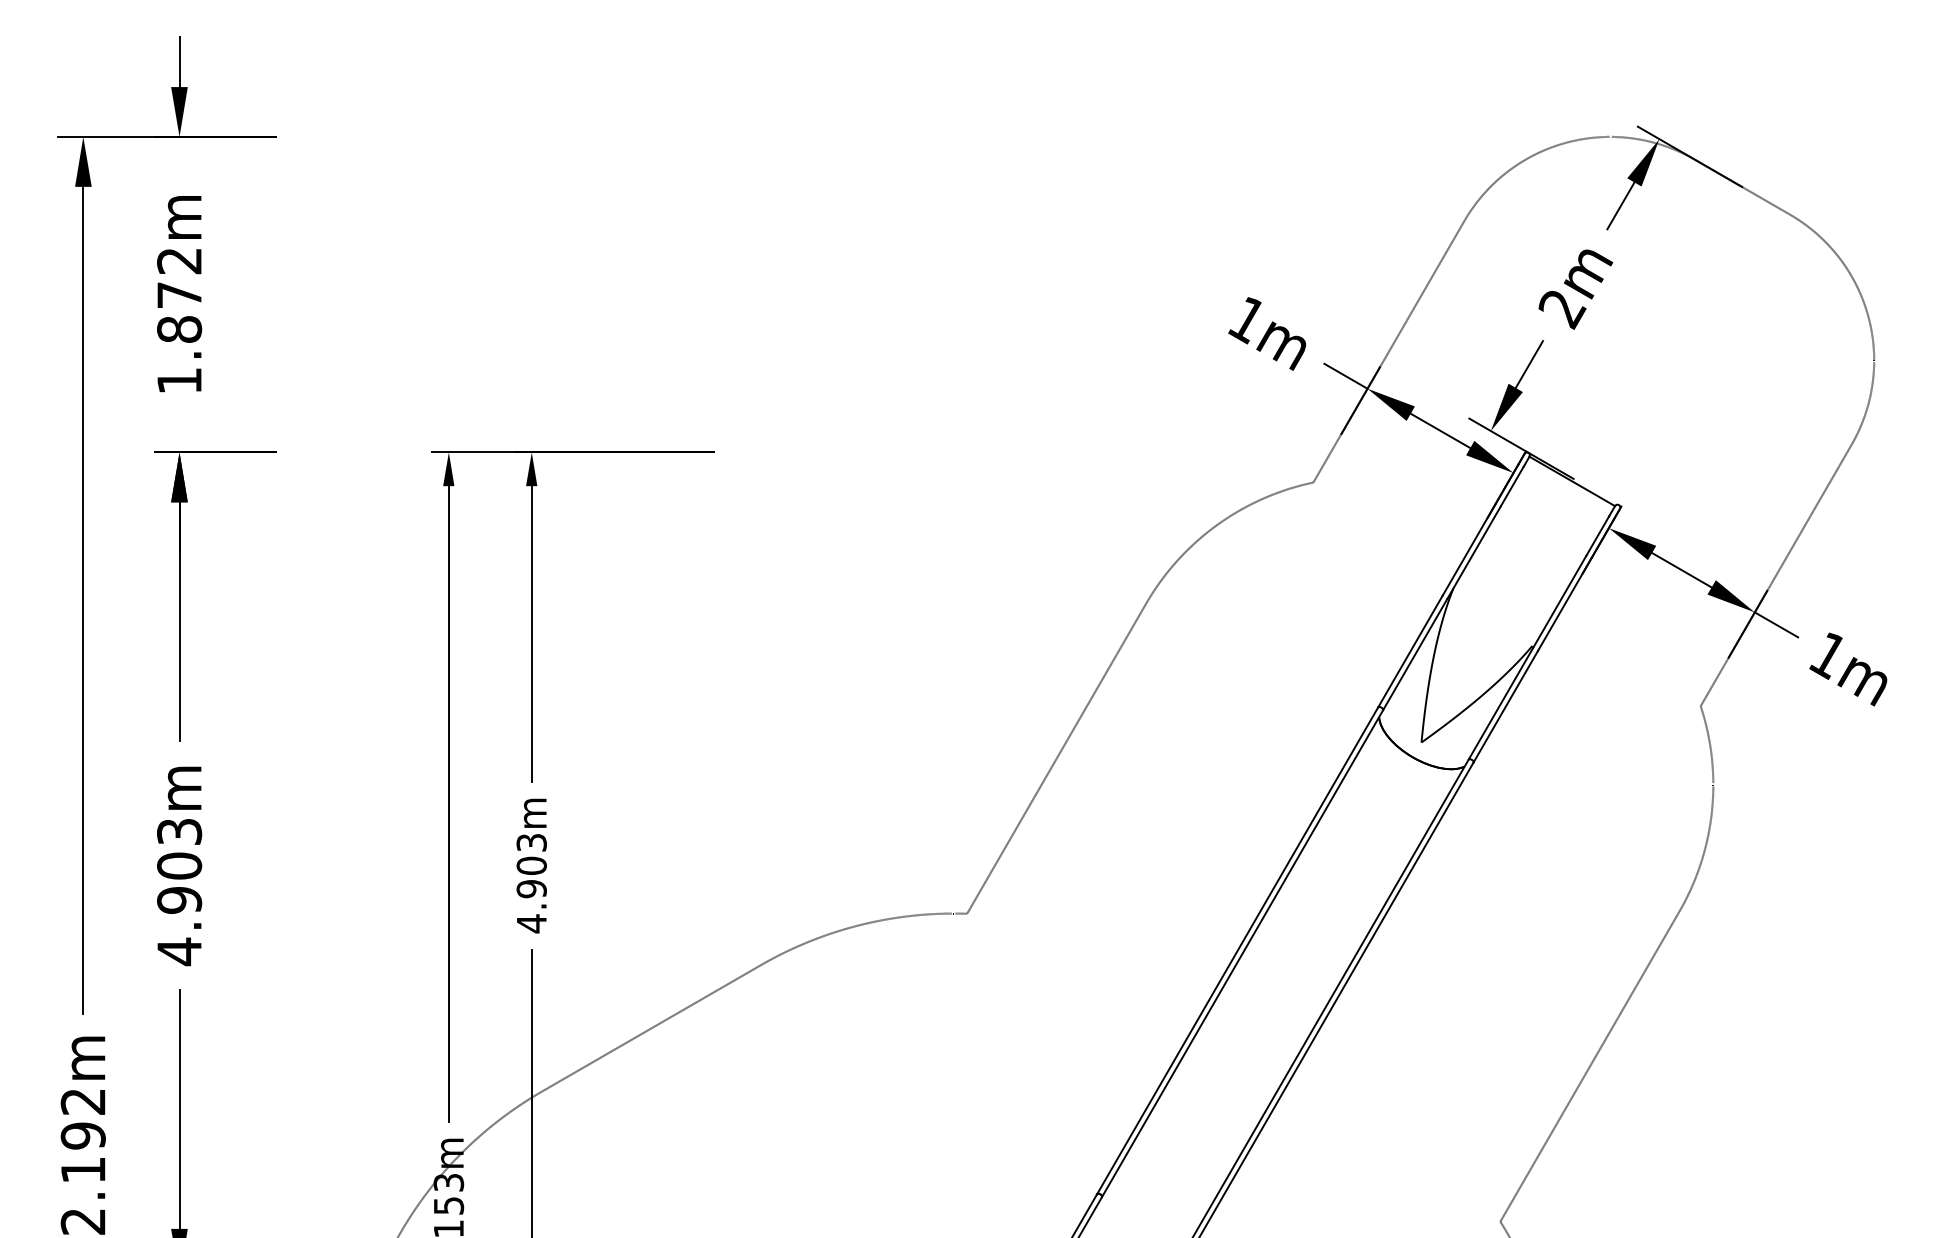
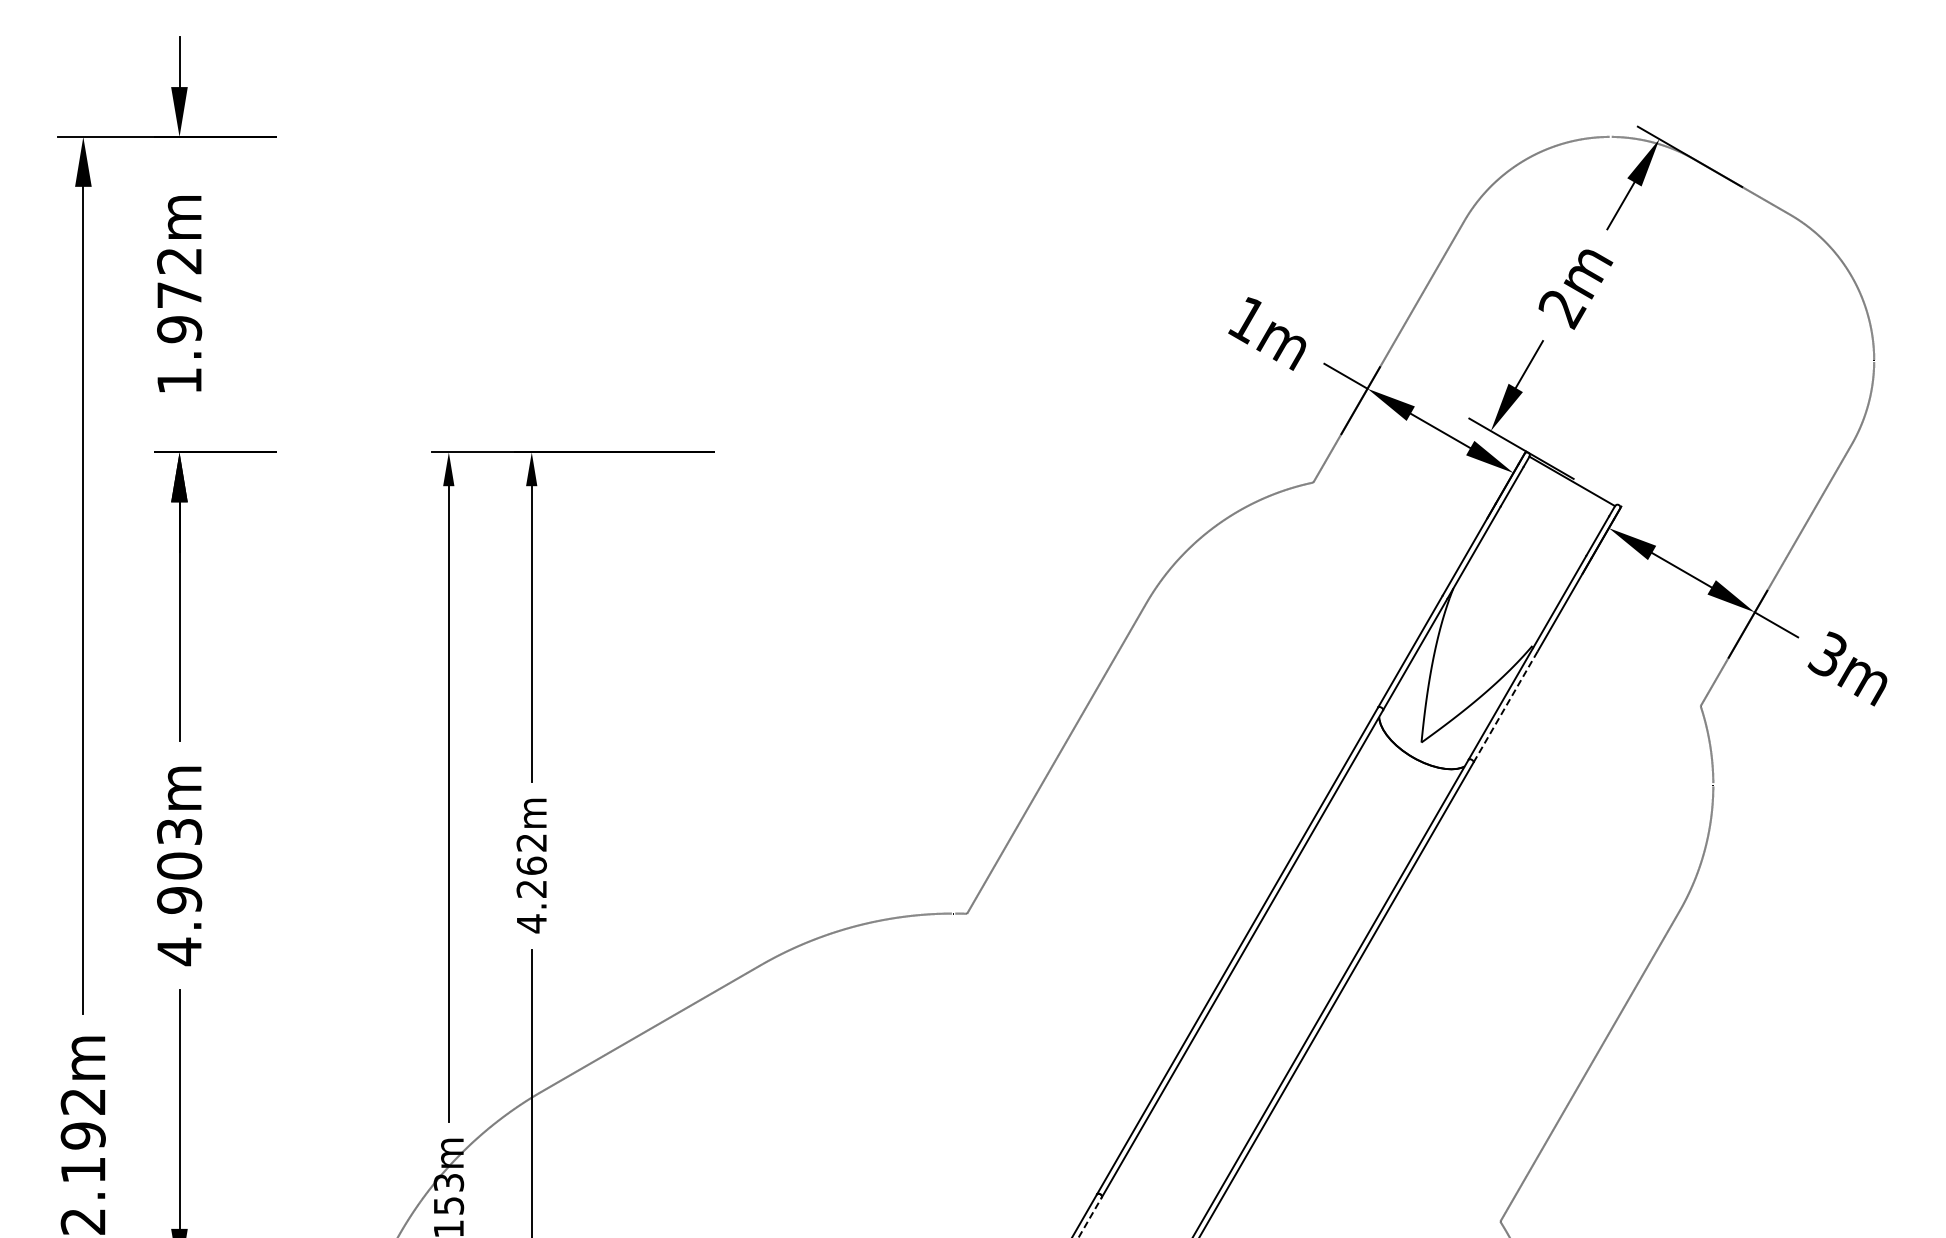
text: 1.872m -> 1.972m (179, 329)
text: 1m -> 3m (1826, 655)
line: solid -> dashed (1506, 706)
text: 4.903m -> 4.262m (531, 866)
line: solid -> dashed (1090, 1217)
